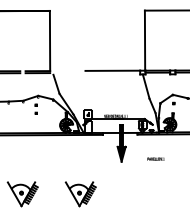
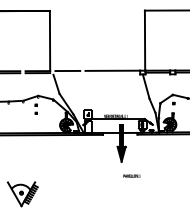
line: none -> present (67, 70)
text position: (155, 158) -> (131, 175) (131, 175)
part: present -> none (80, 194)
